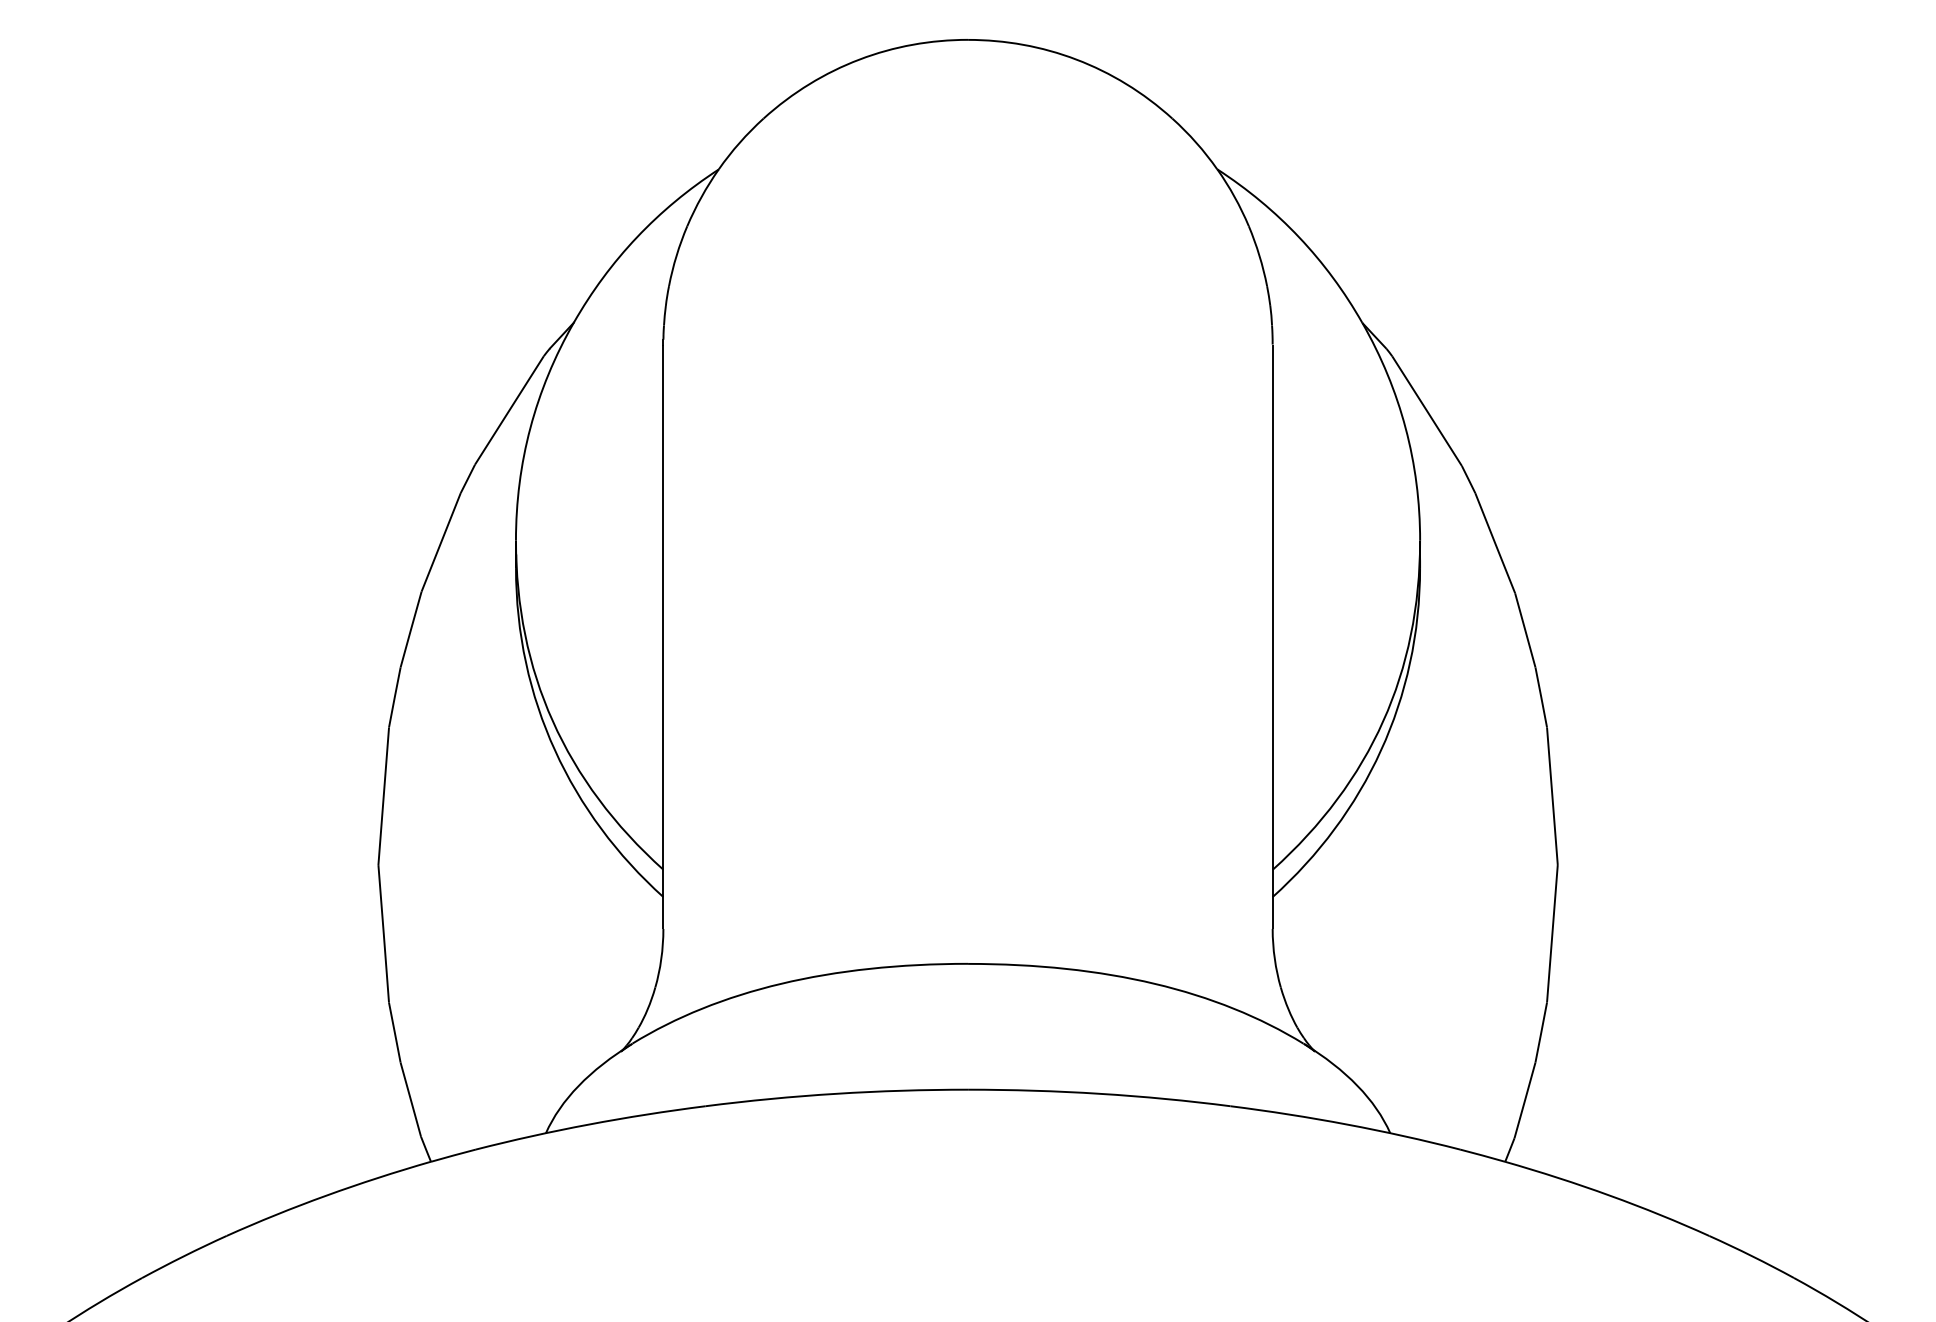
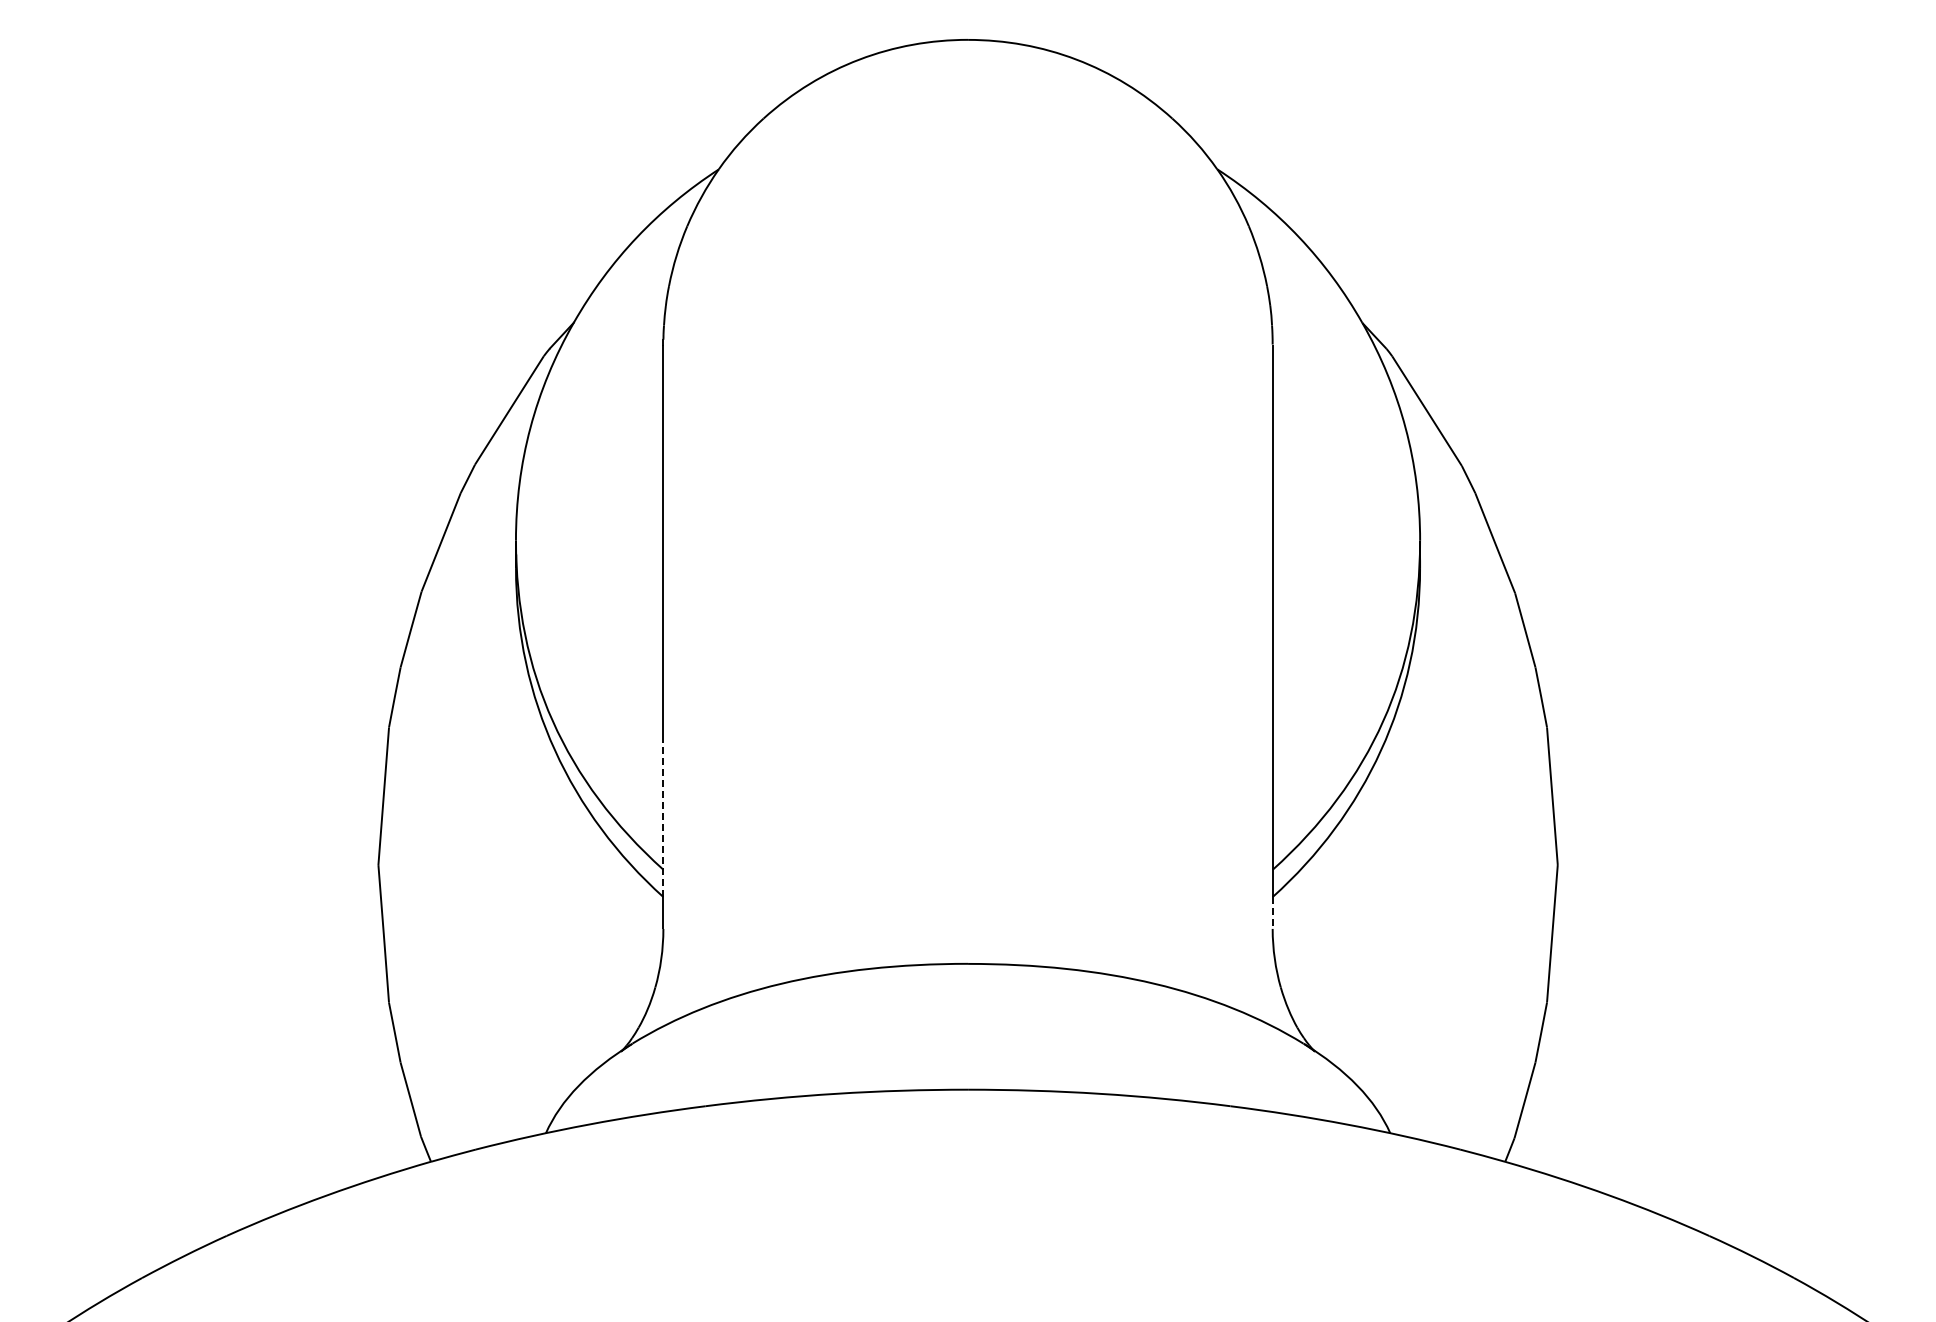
line: solid -> dashed (663, 817)
line: solid -> dashed (1272, 913)
